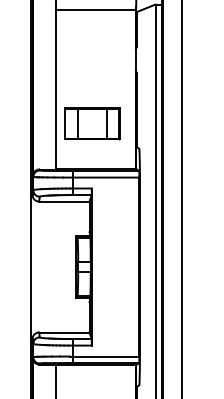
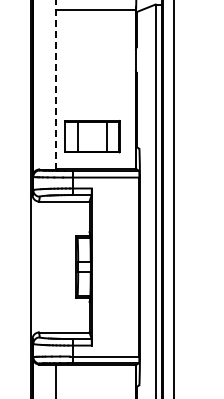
line: solid -> dashed (56, 84)
part position: (92, 123) -> (92, 136) (92, 136)
line position: (182, 198) -> (174, 198) (174, 198)
